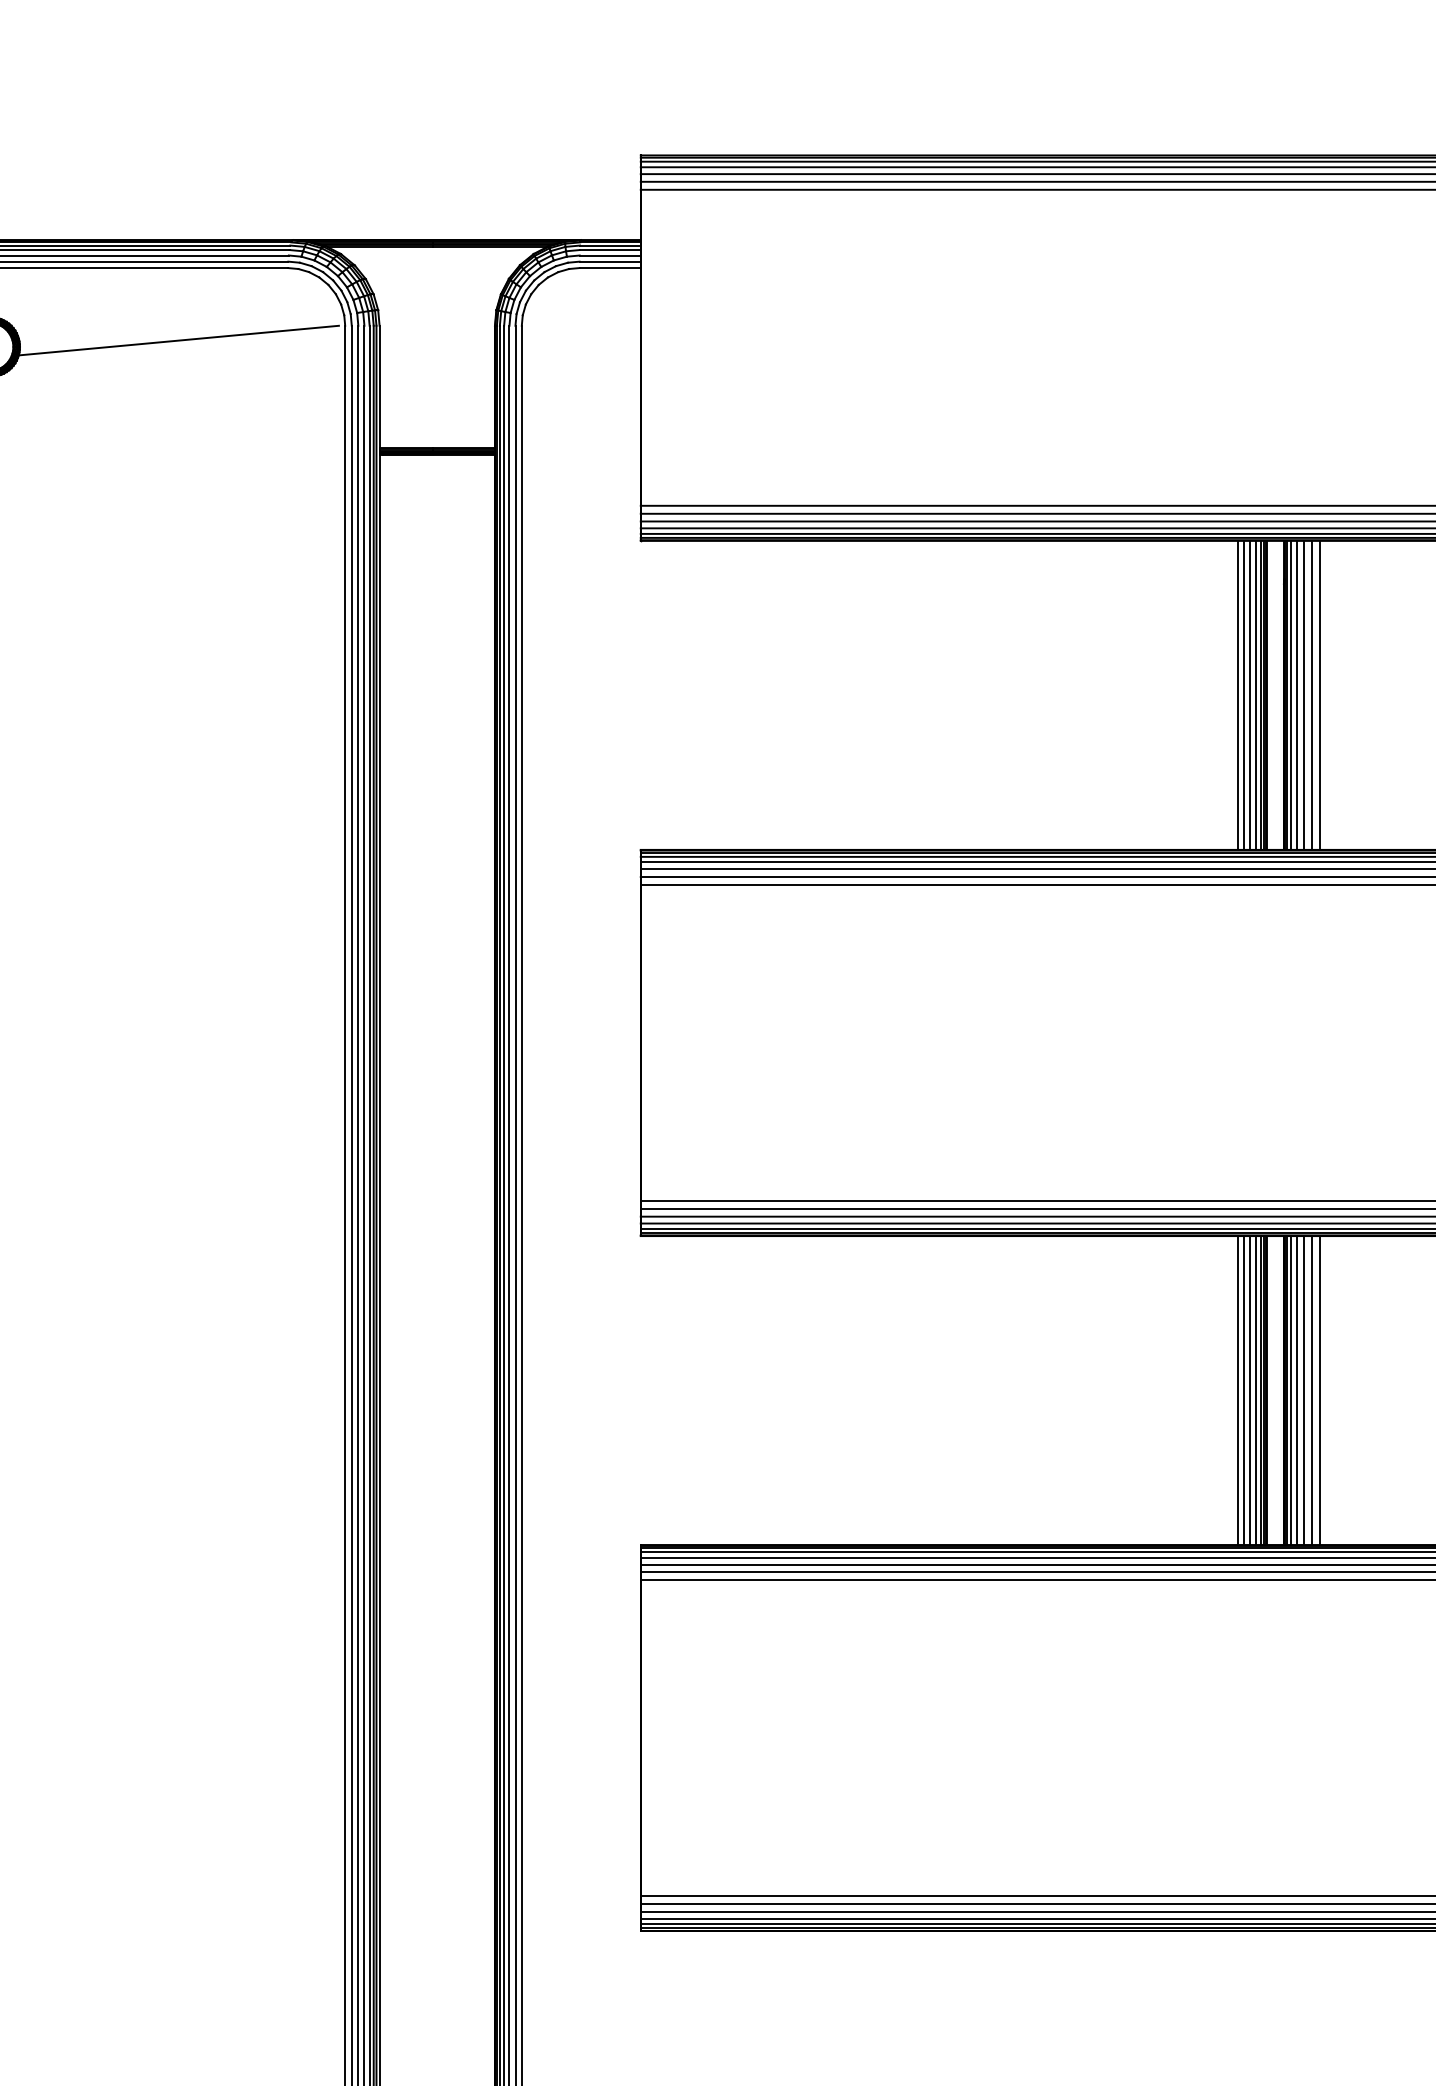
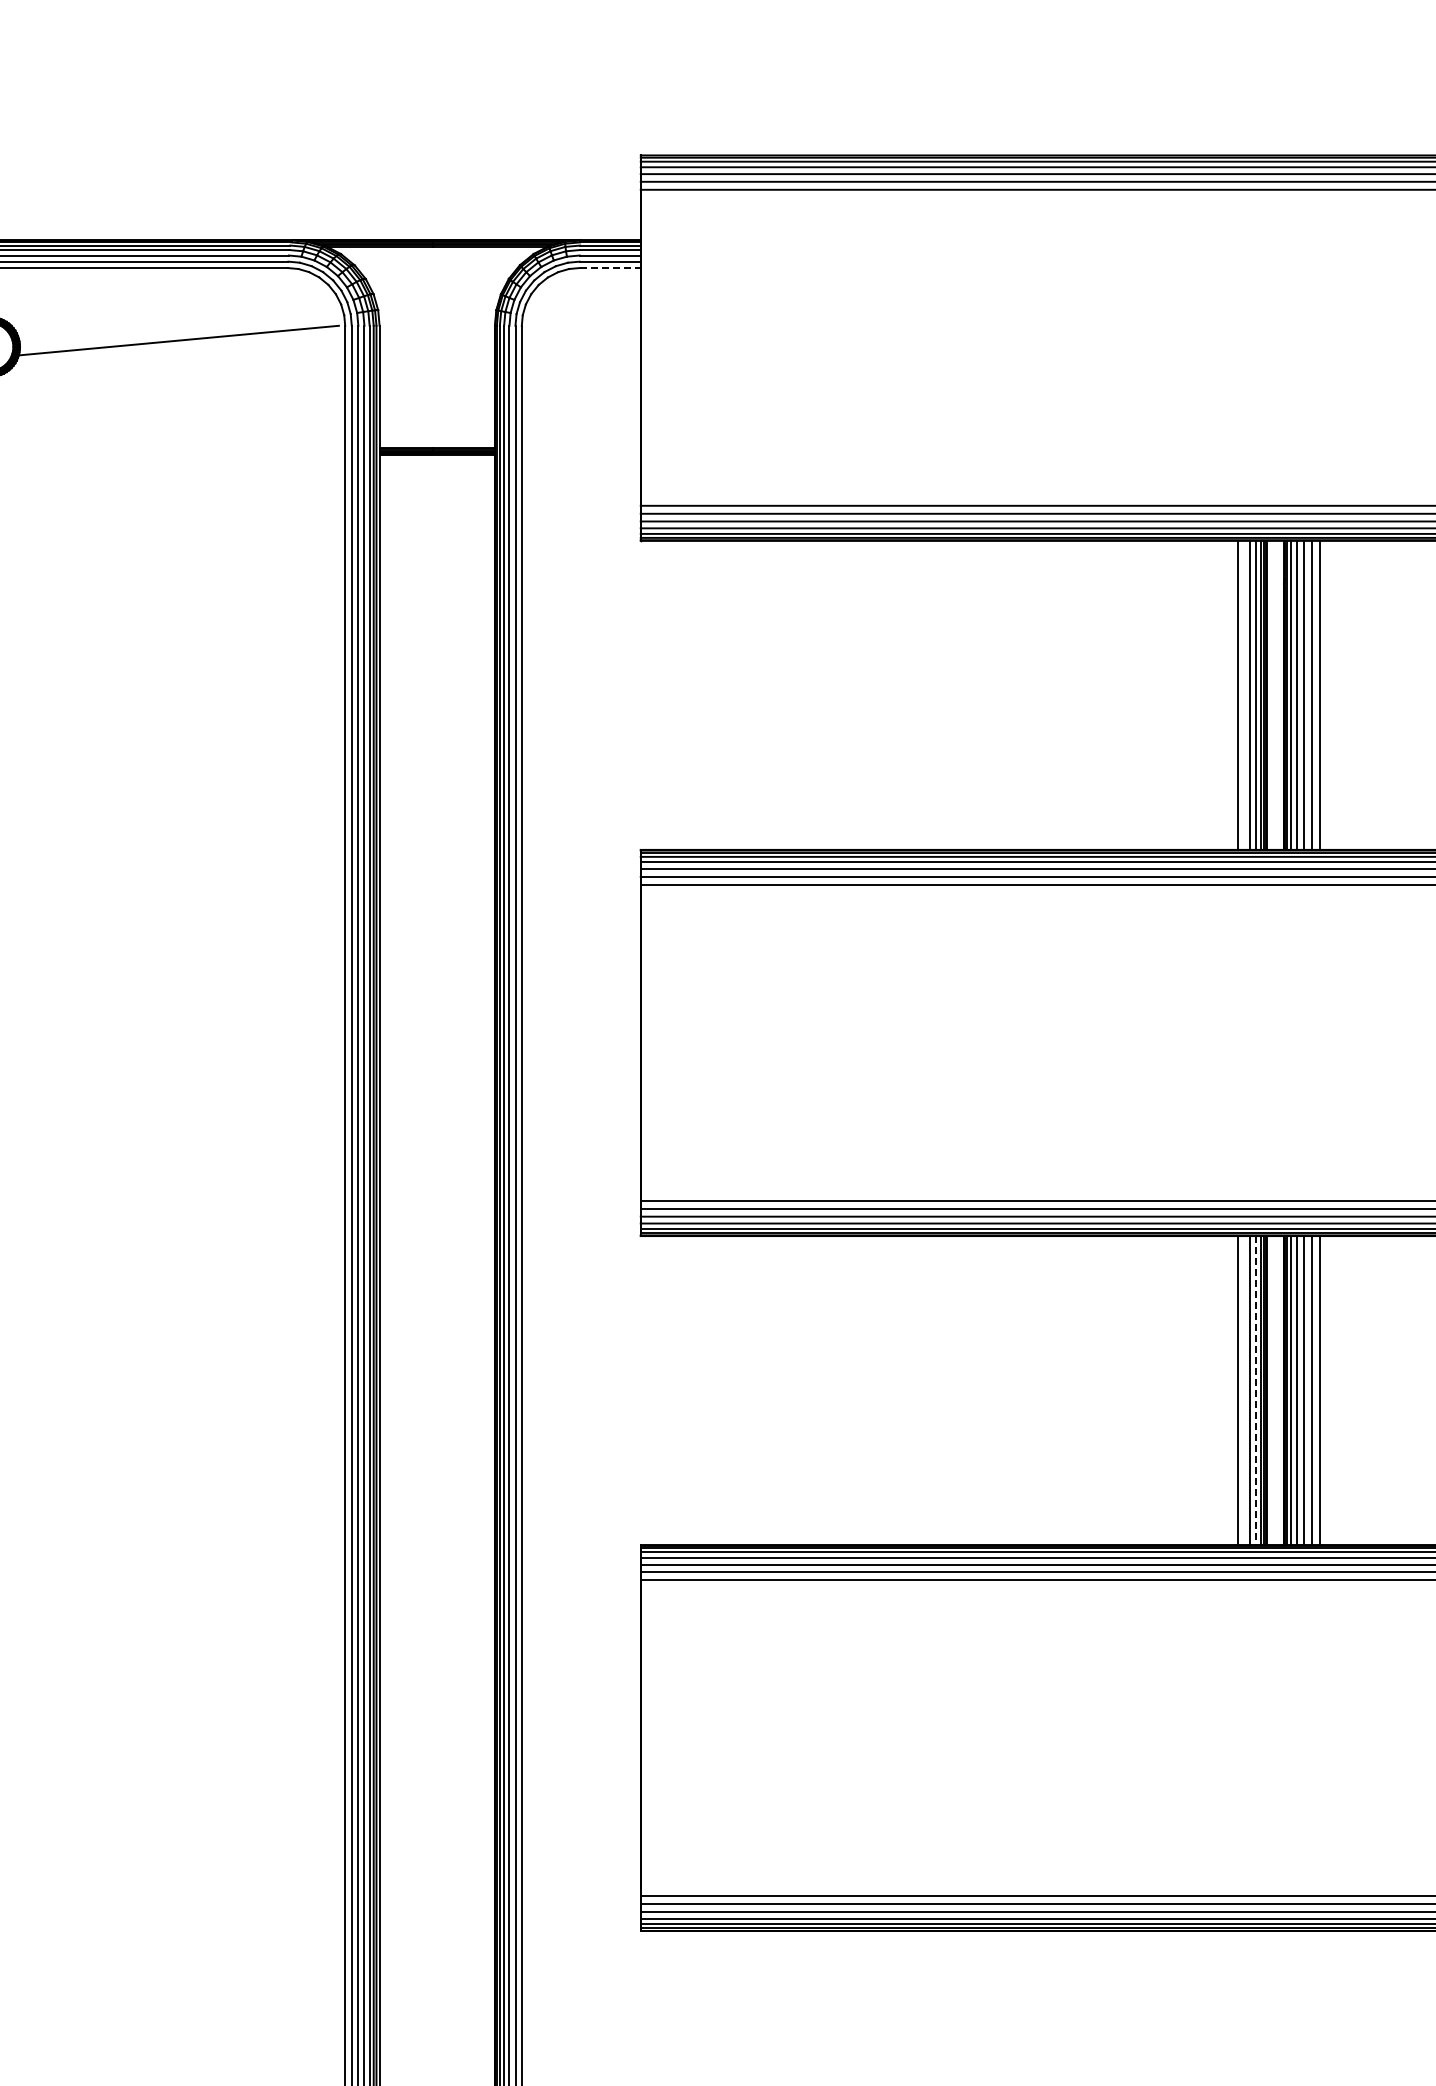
line: solid -> dashed (610, 268)
line: present -> none (1244, 694)
line: present -> none (1244, 1390)
line: solid -> dashed (1255, 1391)
